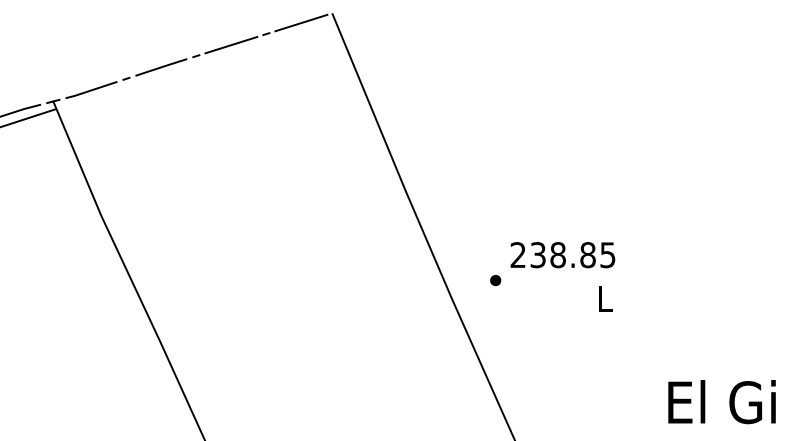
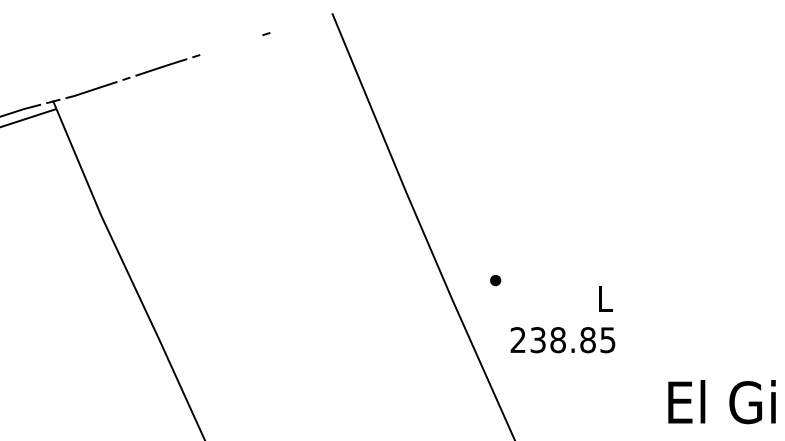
line: present -> none (301, 22)
line: present -> none (231, 44)
text position: (562, 255) -> (562, 340) (562, 340)
